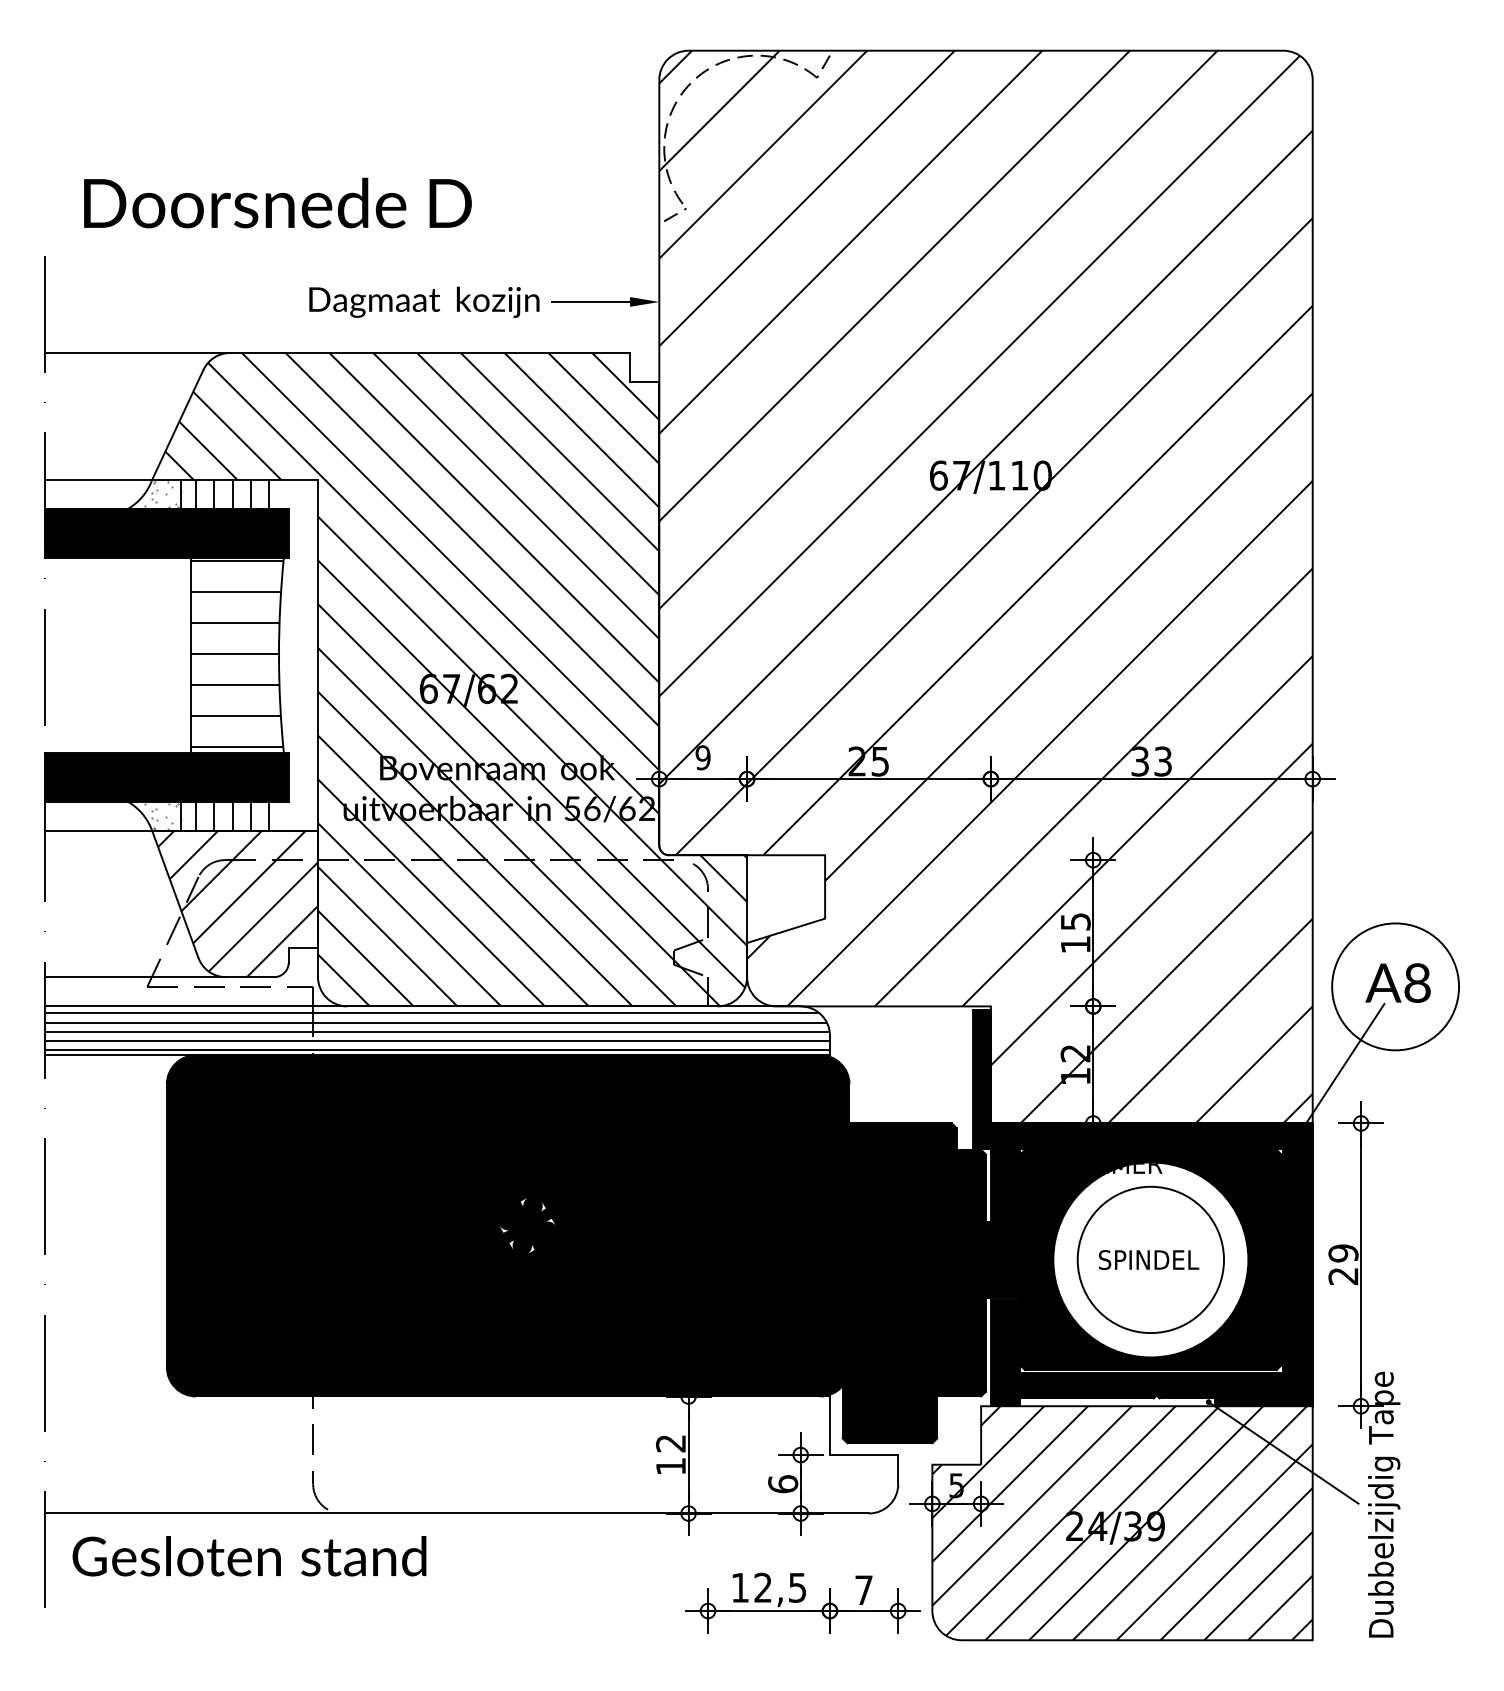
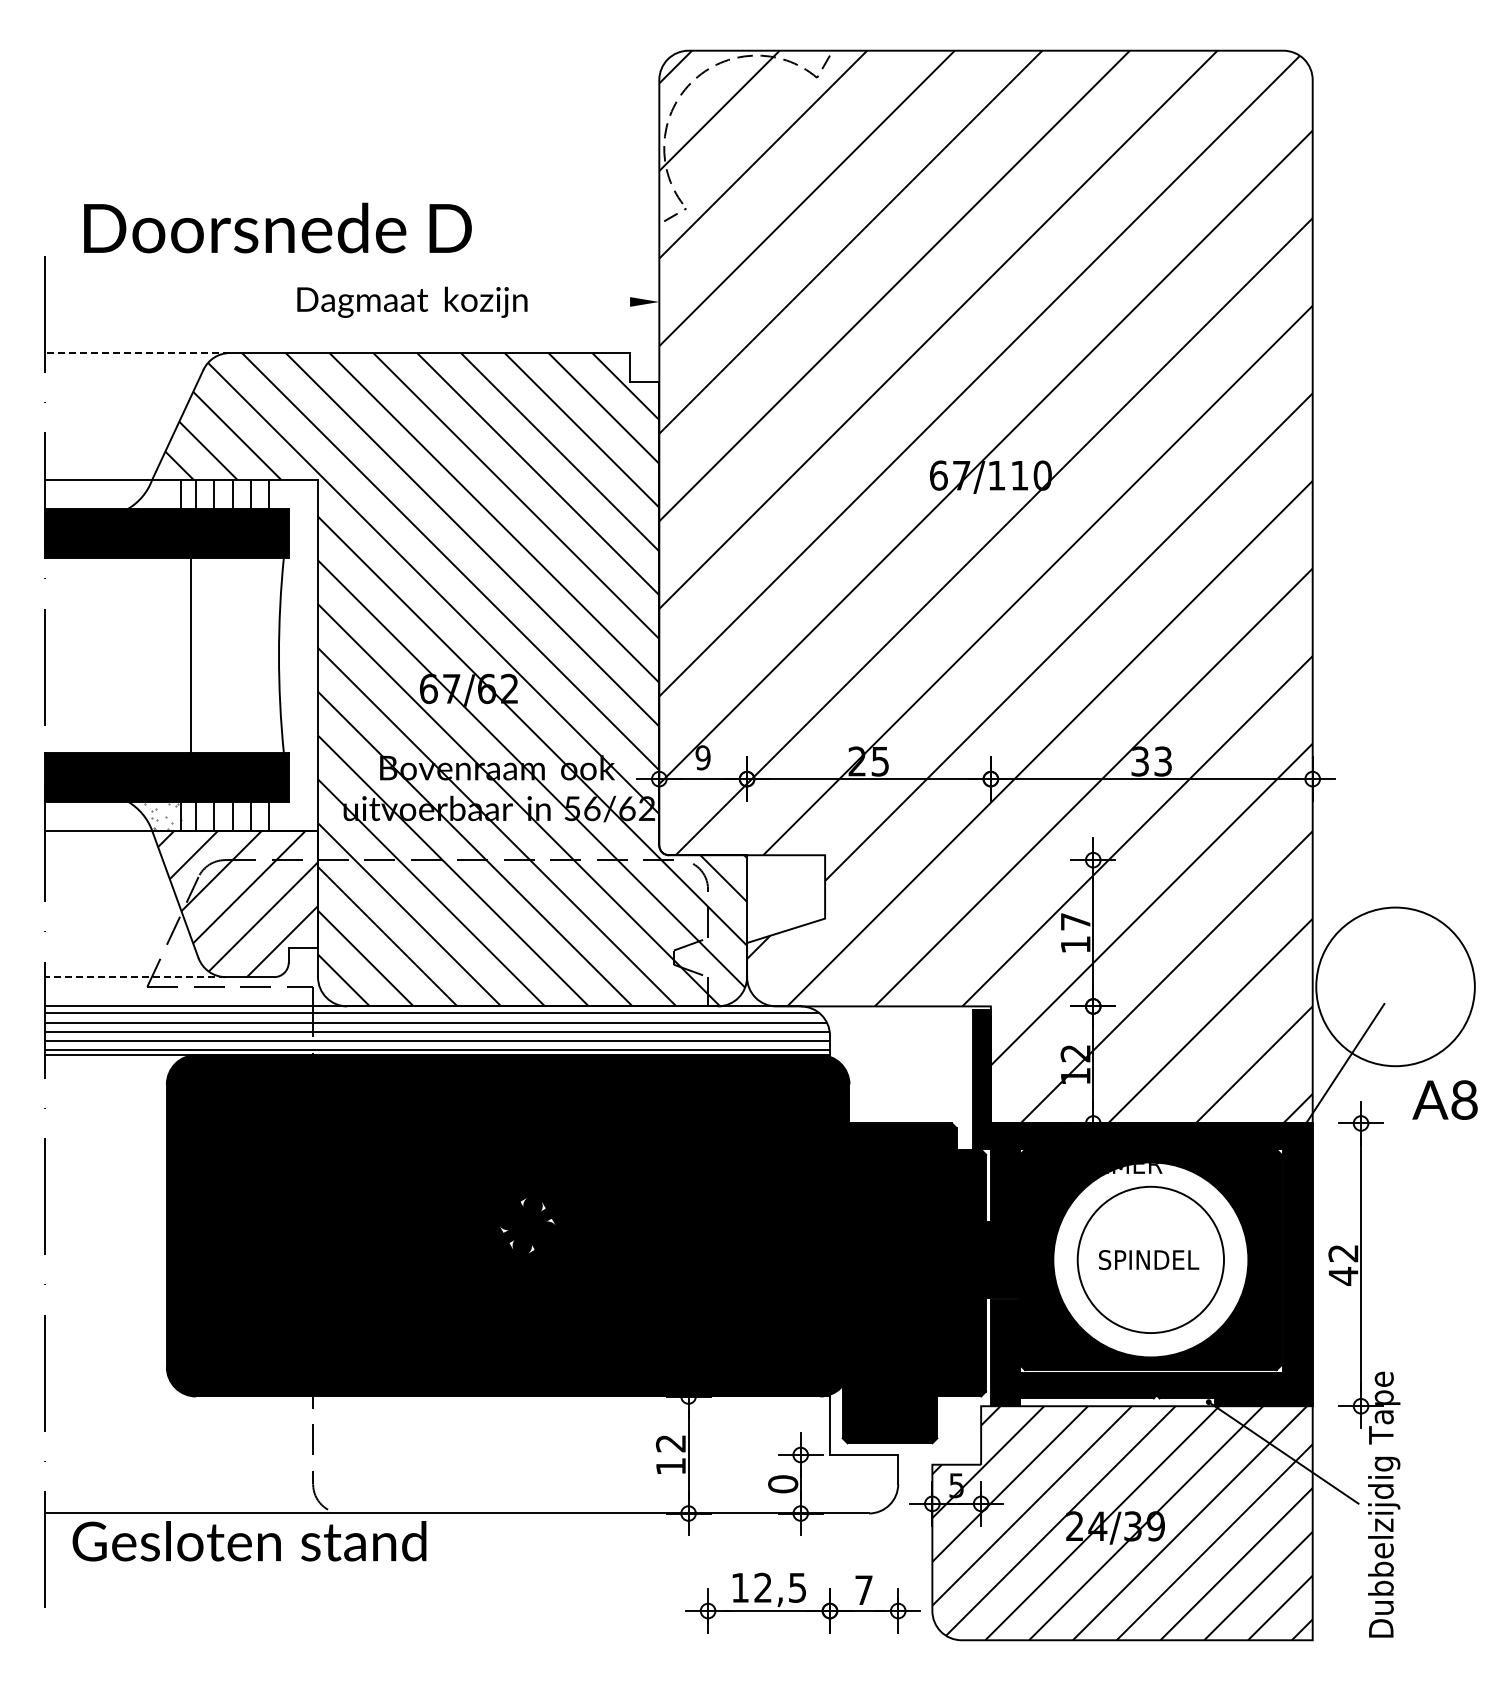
text position: (277, 202) -> (277, 227) (277, 227)
text position: (424, 301) -> (412, 301) (412, 301)
line: present -> none (590, 301)
line: solid -> dashed (137, 353)
hatch: present -> none (163, 494)
hatch: present -> none (237, 653)
text: 15 -> 17 (1075, 921)
line: solid -> dashed (134, 977)
text position: (1397, 982) -> (1444, 1099) (1444, 1099)
circle diameter: 127 px -> 159 px (1395, 986)
text: 29 -> 42 (1343, 1264)
text: 6 -> 0 (783, 1484)
text position: (249, 1556) -> (249, 1541) (249, 1541)
